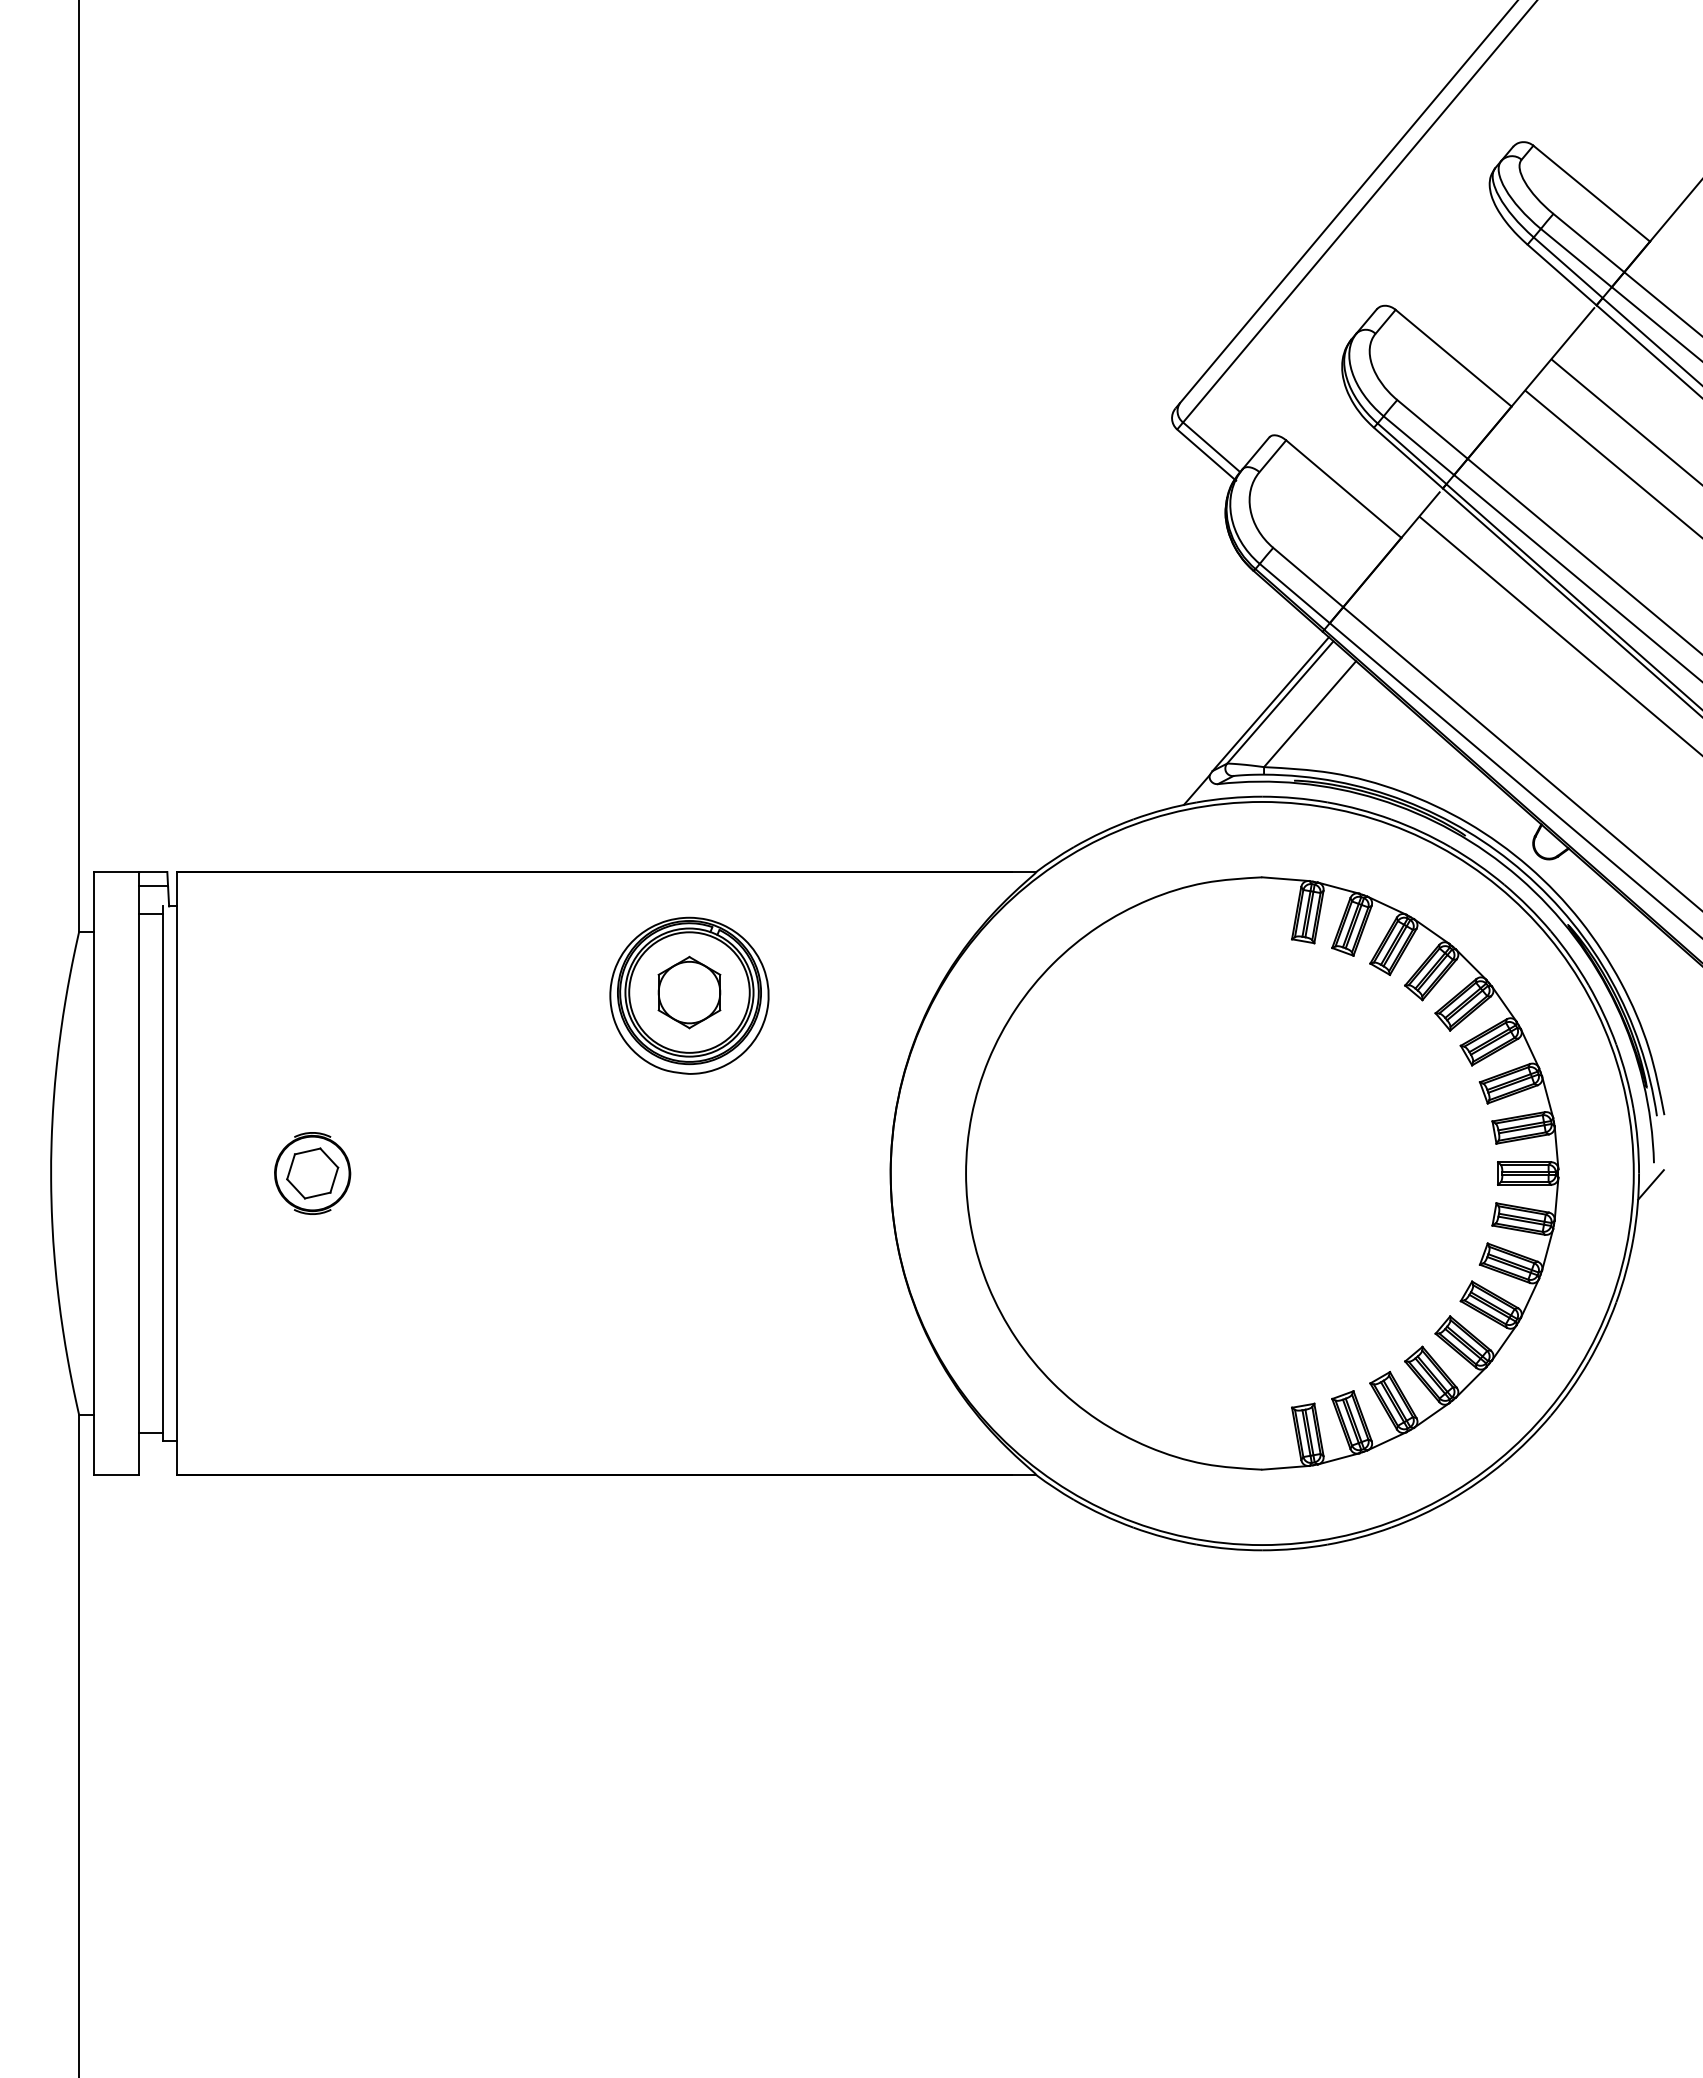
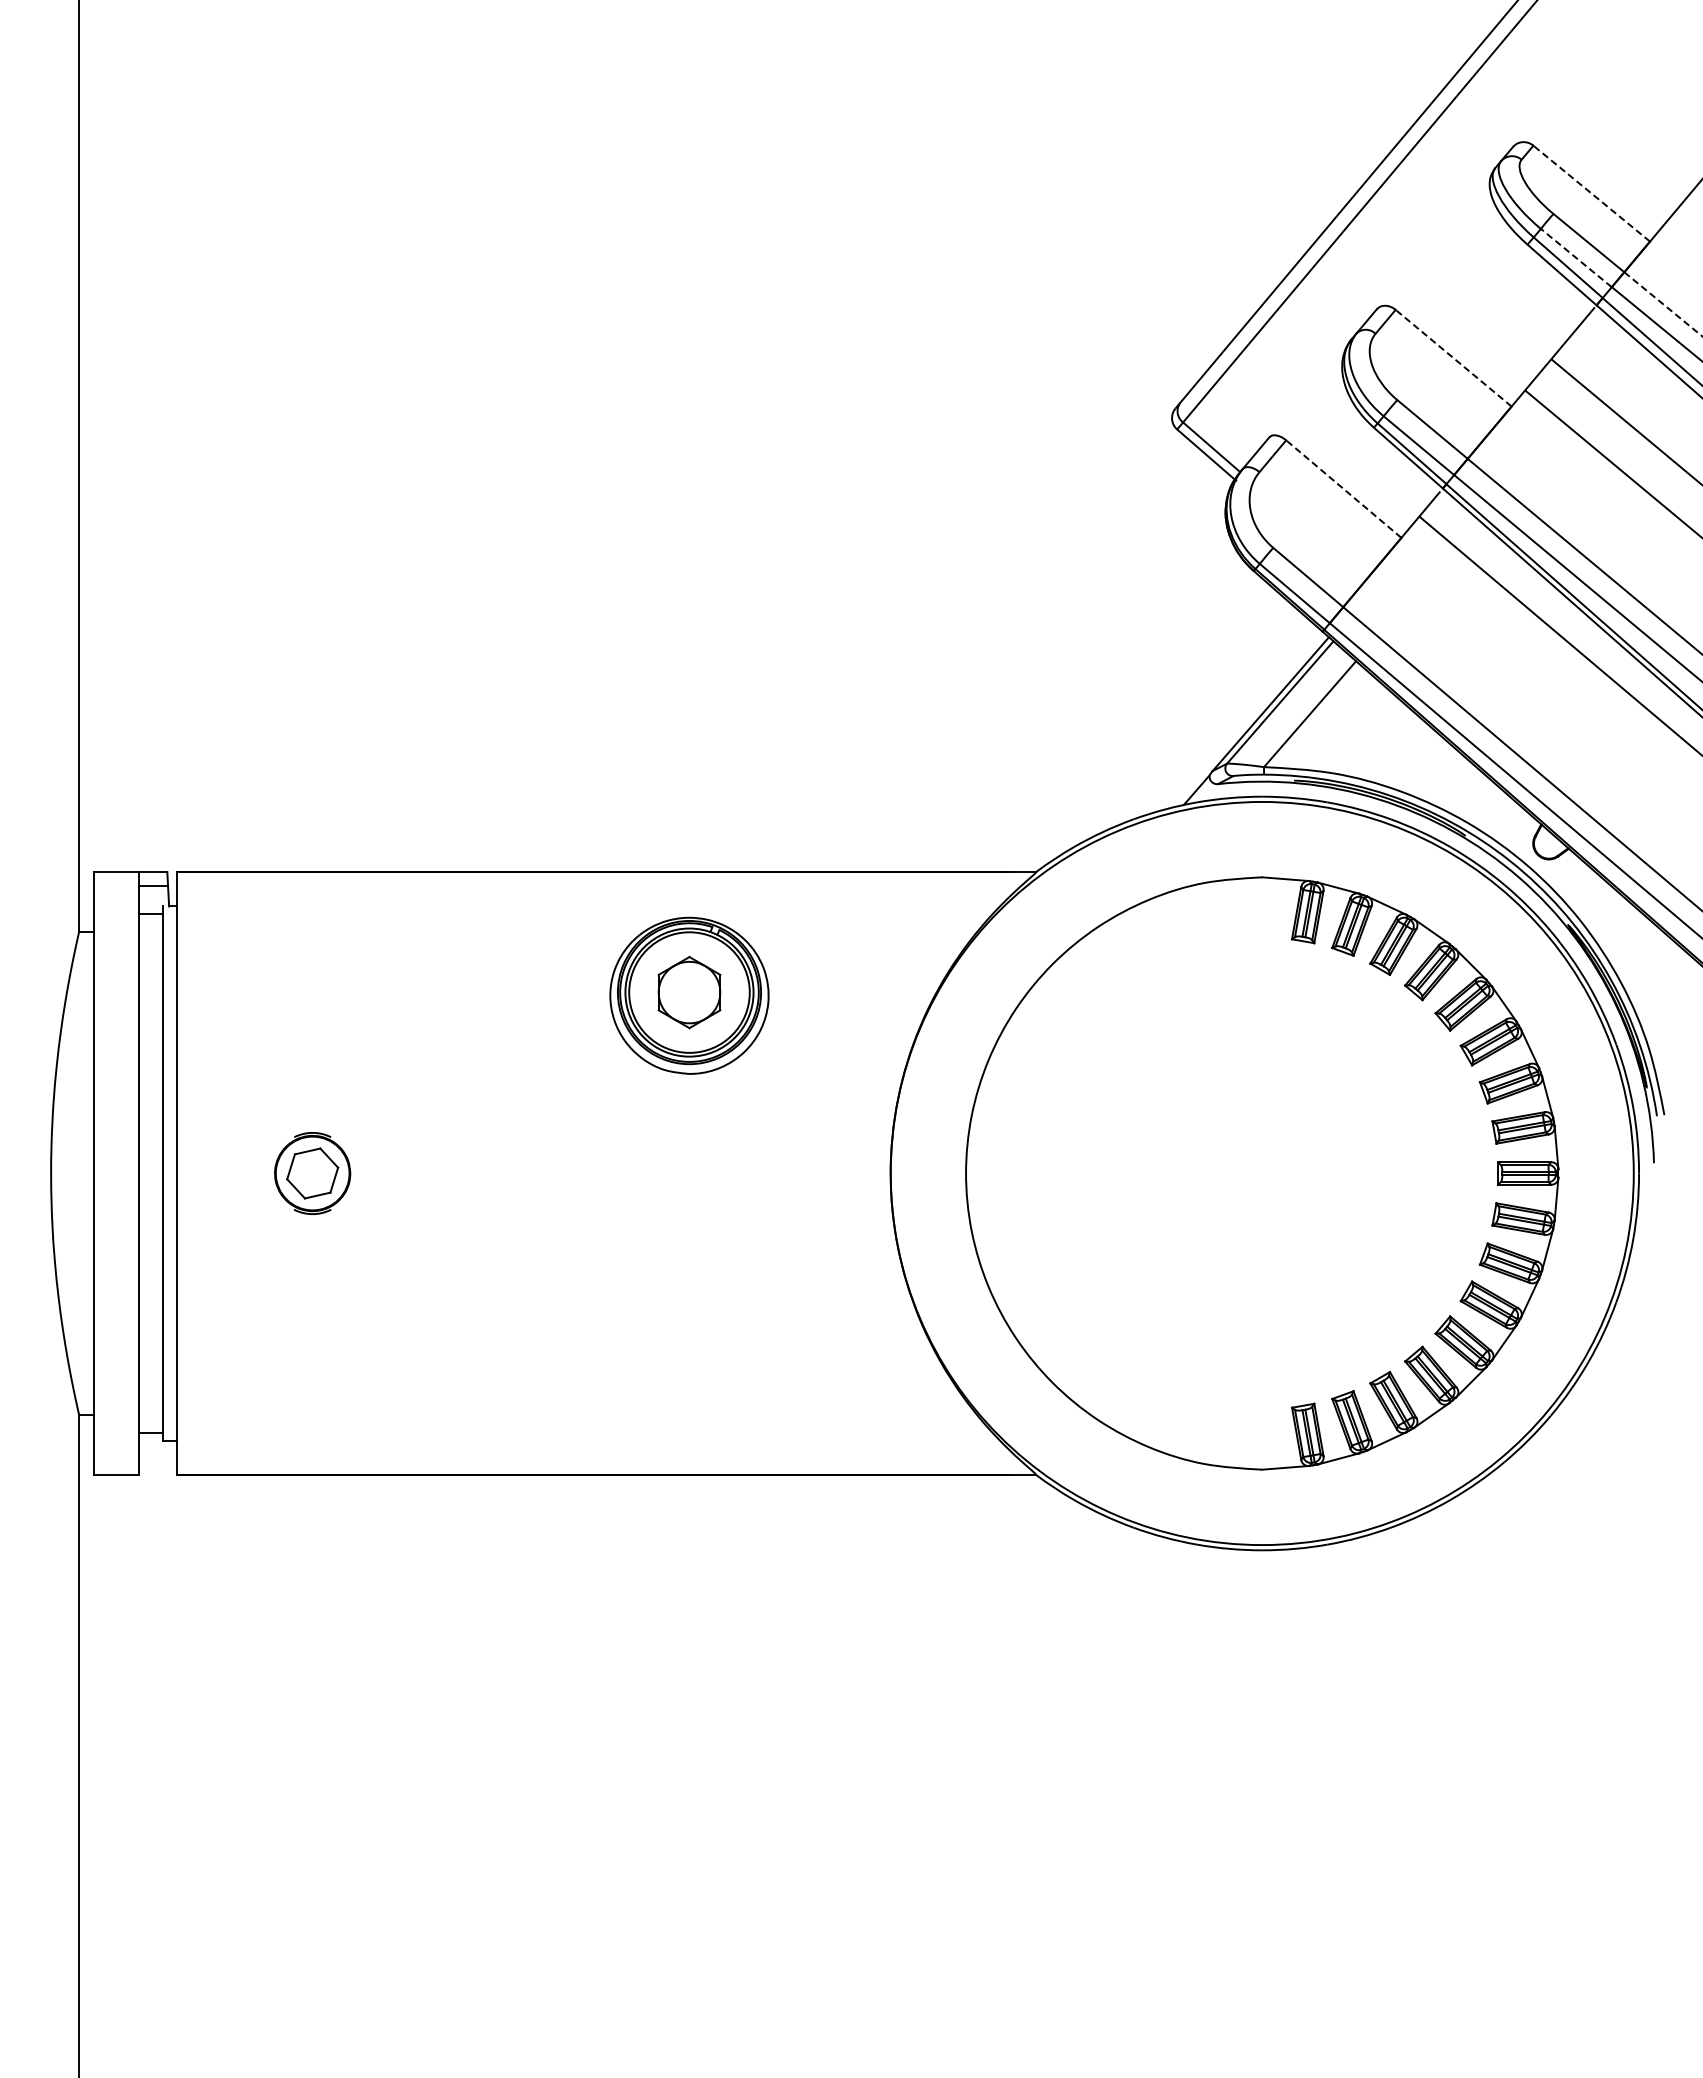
line: solid -> dashed (1591, 193)
line: solid -> dashed (1576, 258)
line: solid -> dashed (1663, 304)
line: solid -> dashed (1453, 357)
line: solid -> dashed (1343, 488)
line: present -> none (1650, 1184)
